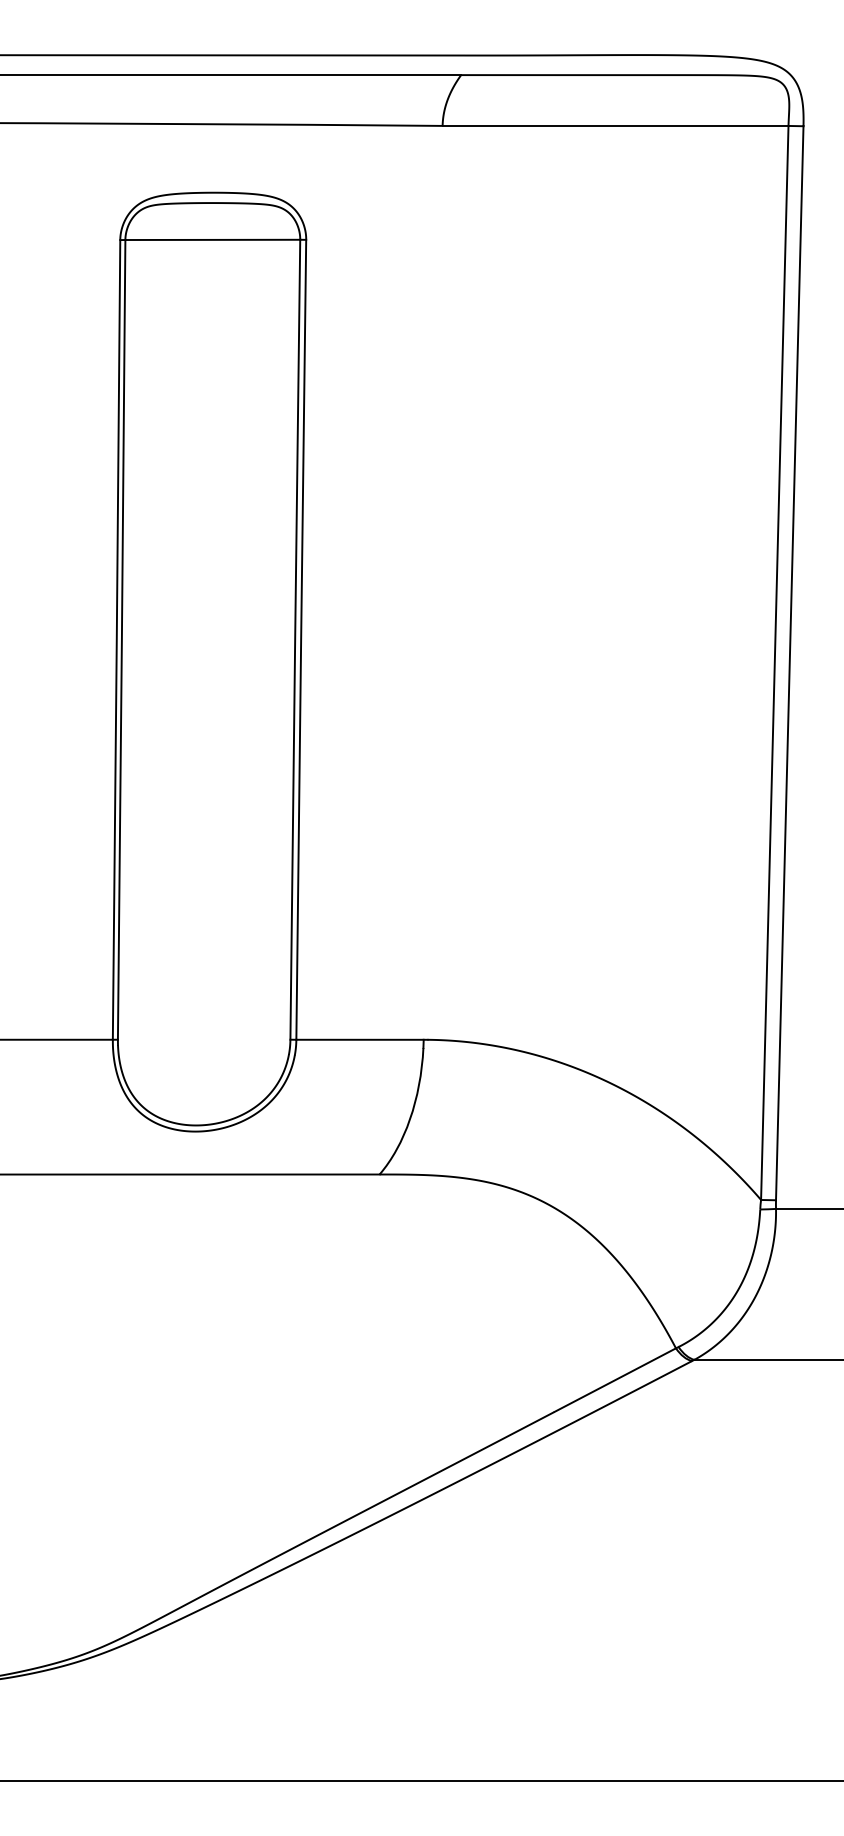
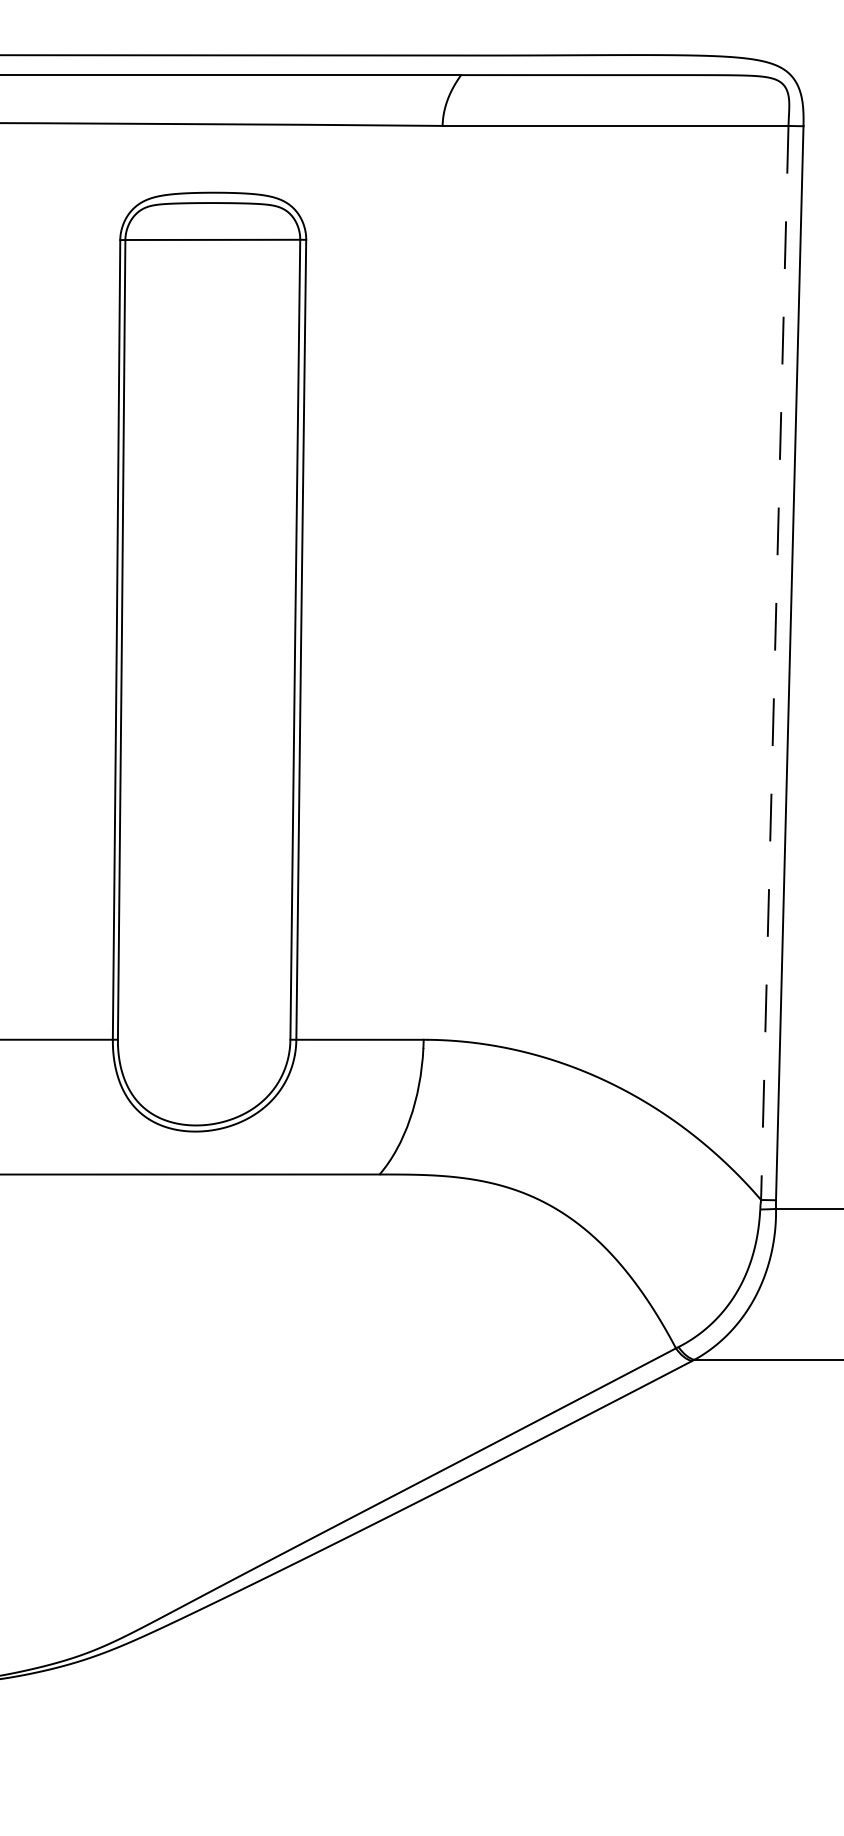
line: solid -> dashed (774, 663)
line: present -> none (421, 1780)
